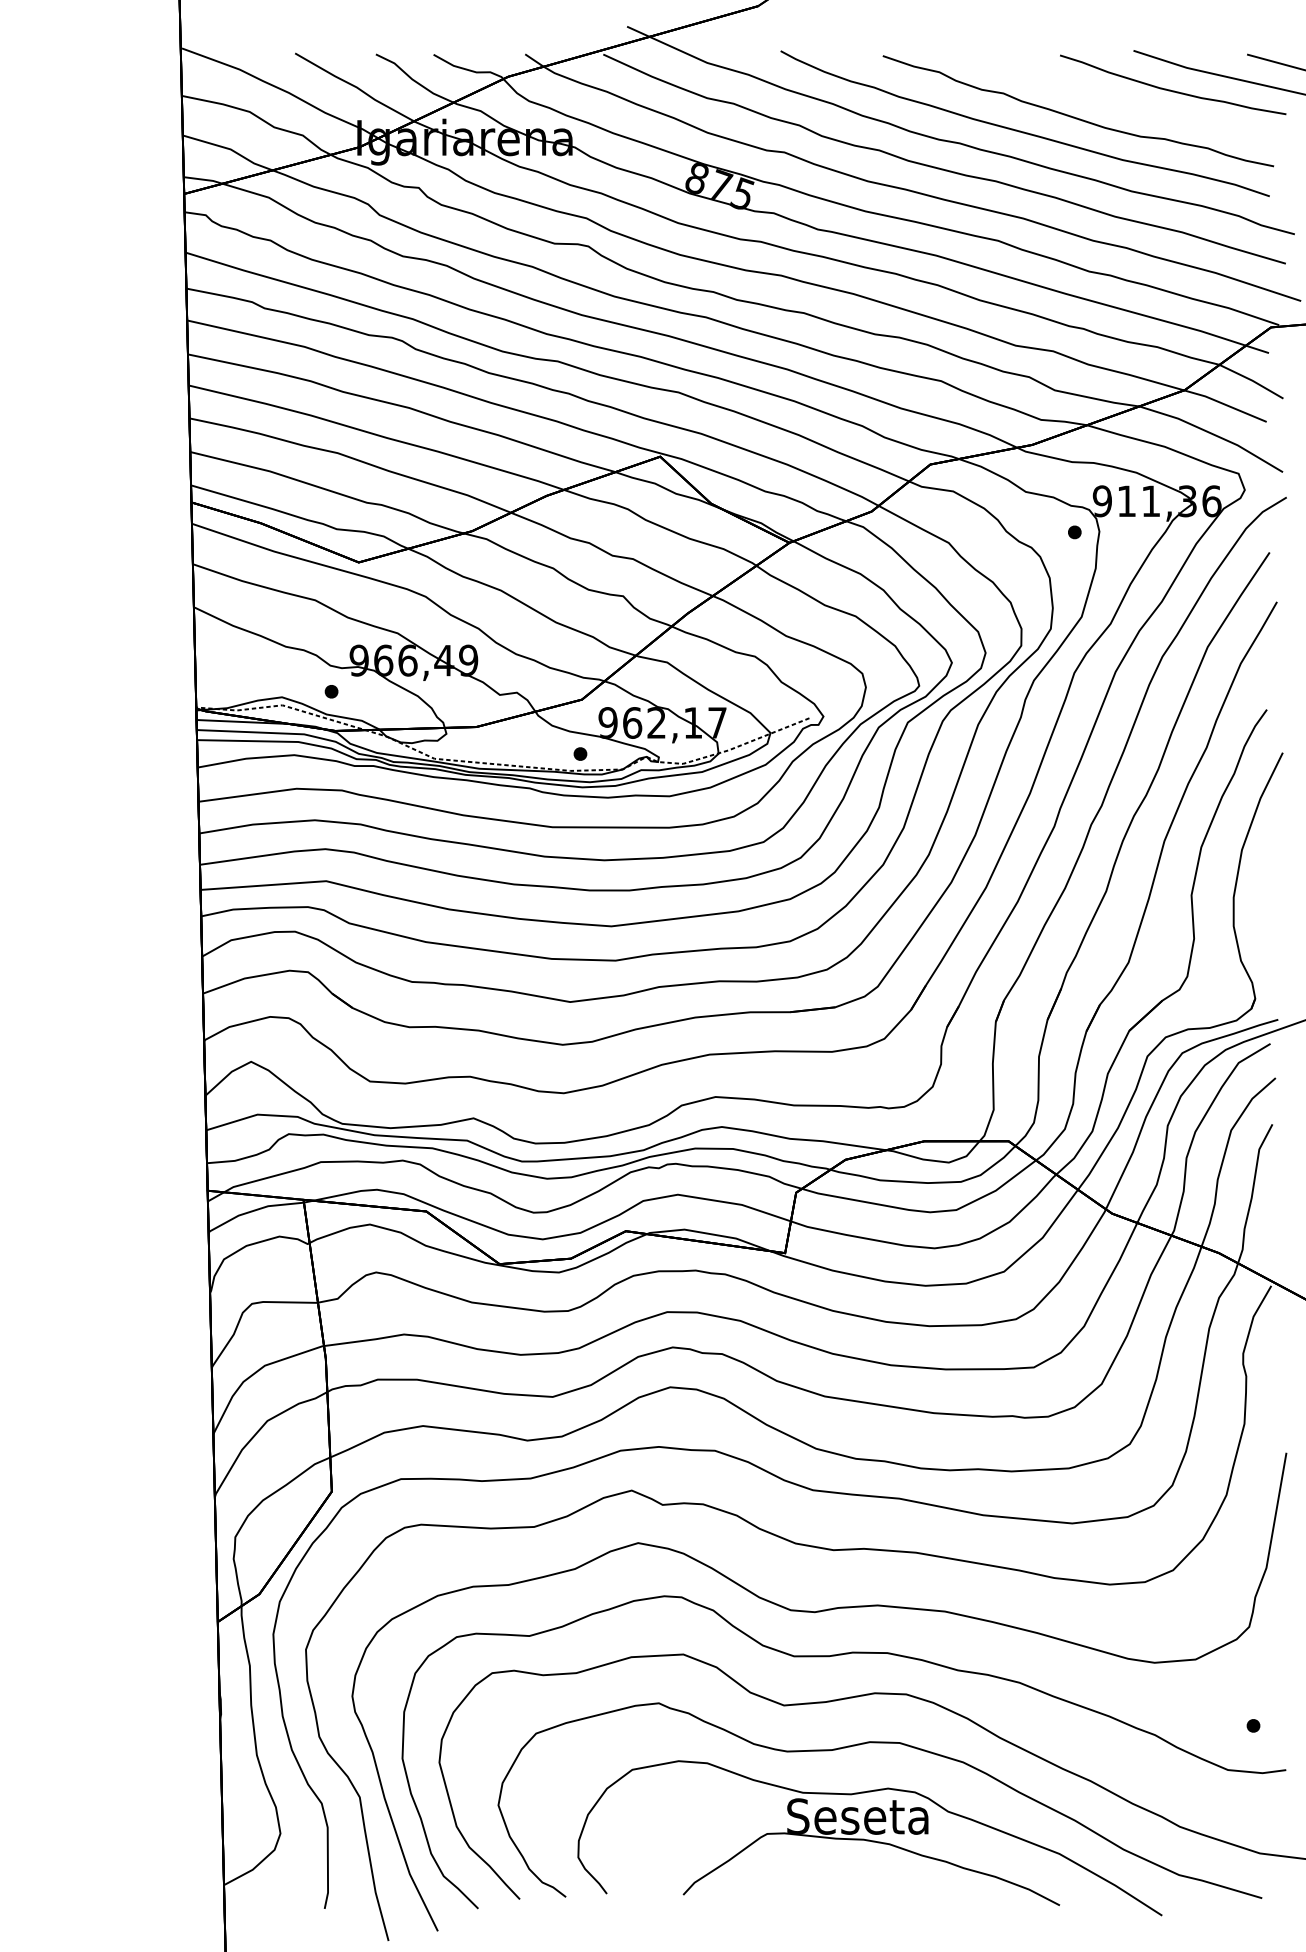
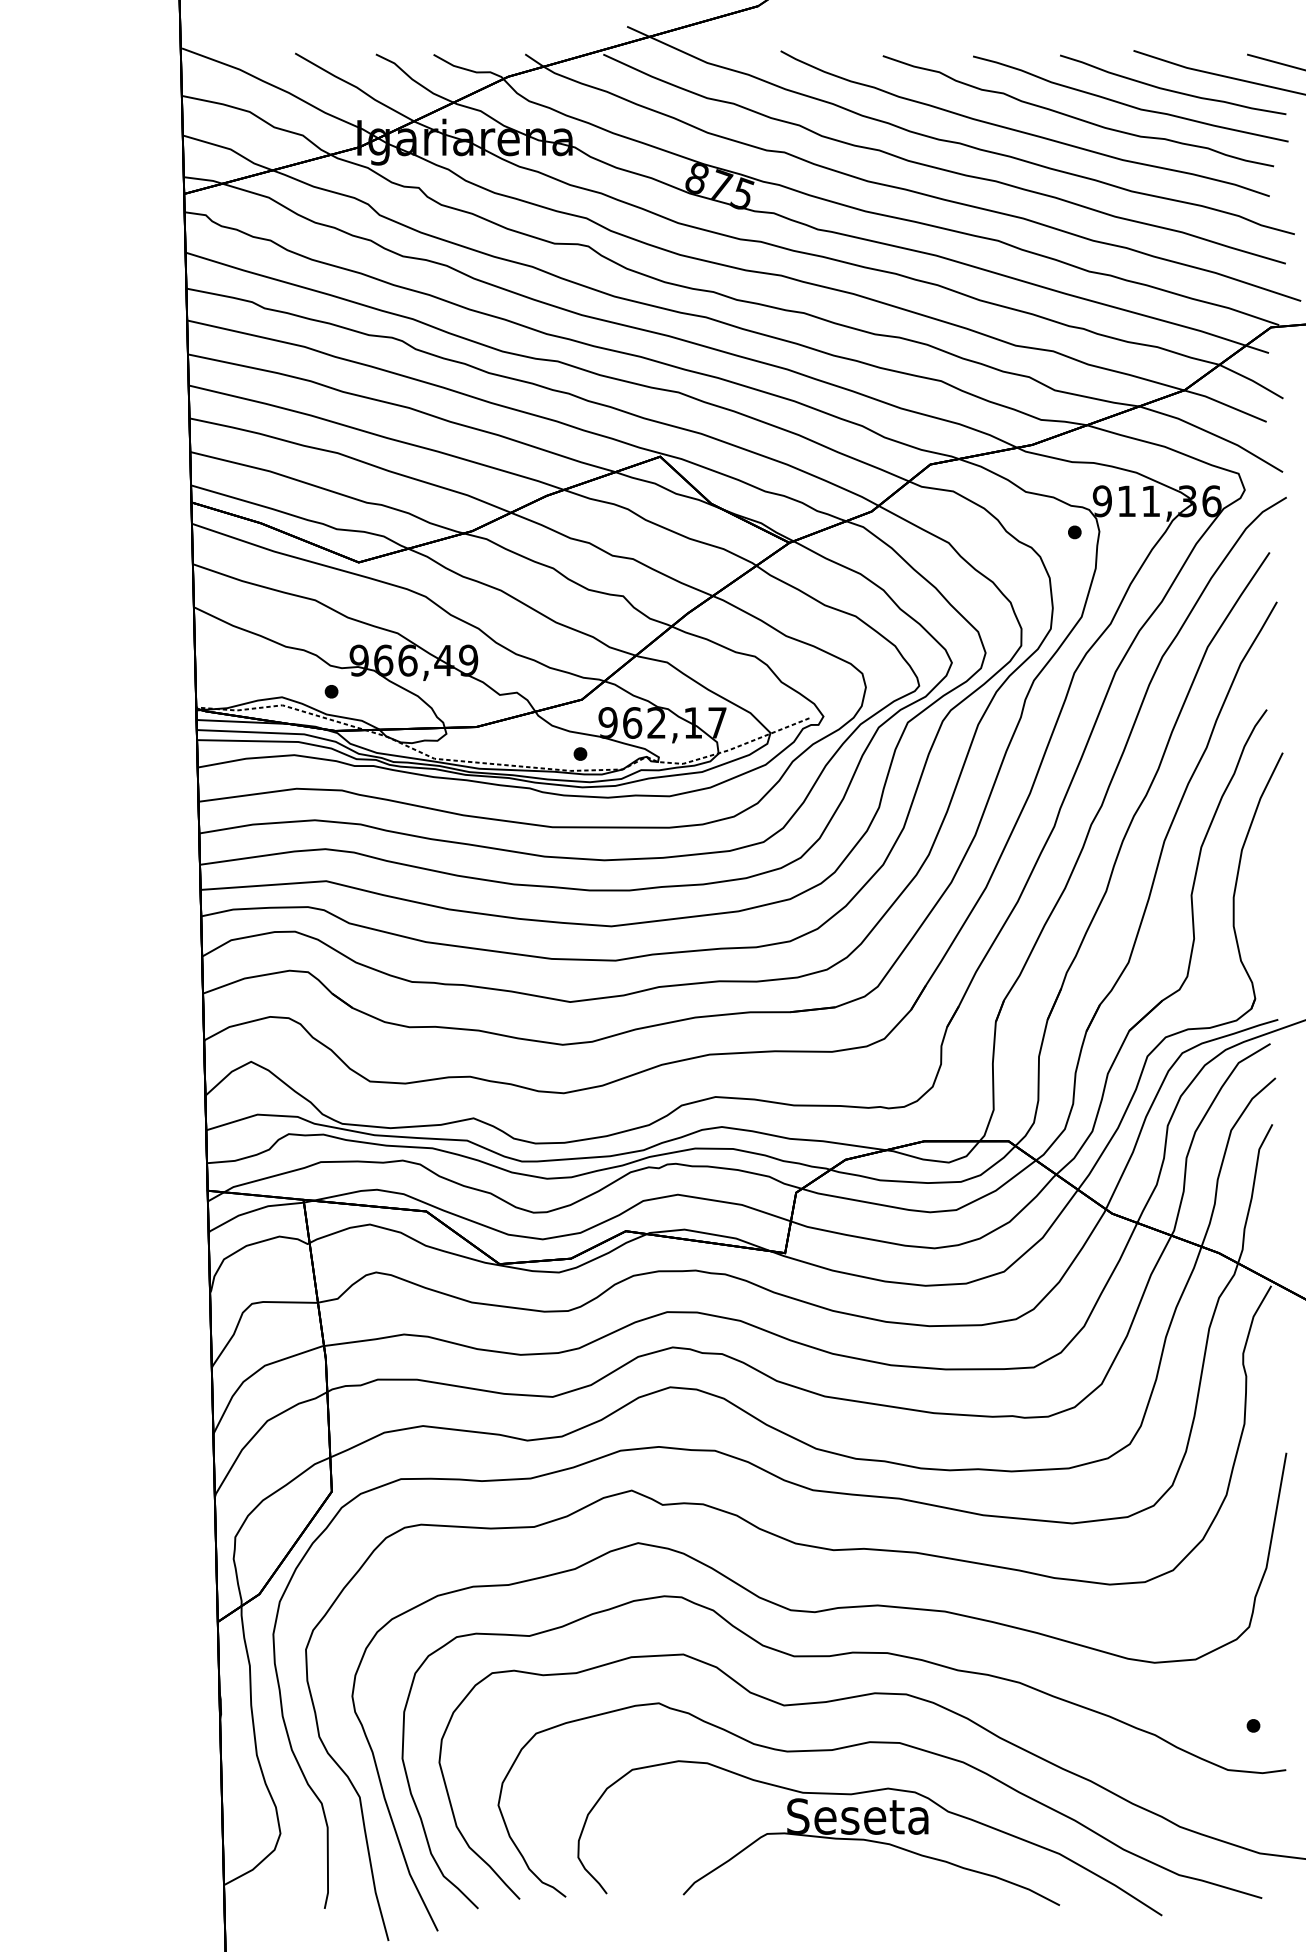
curve: none -> present (1128, 104)
